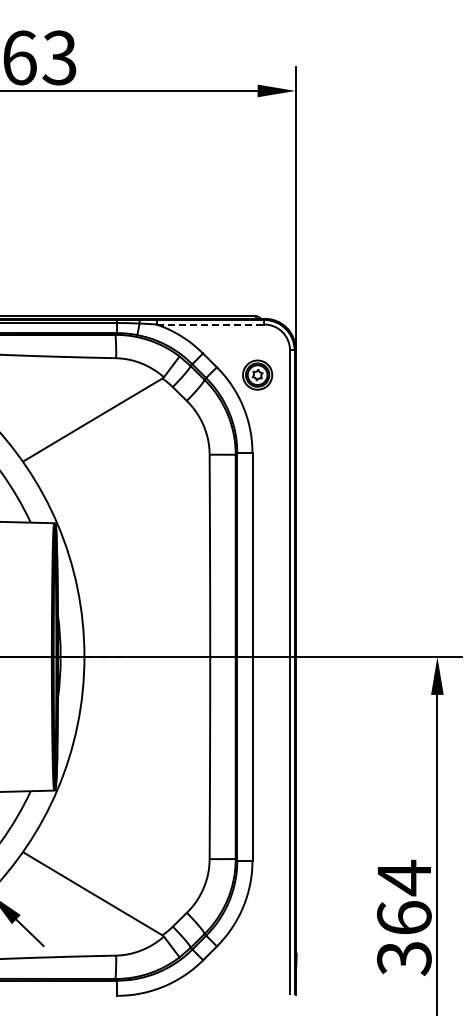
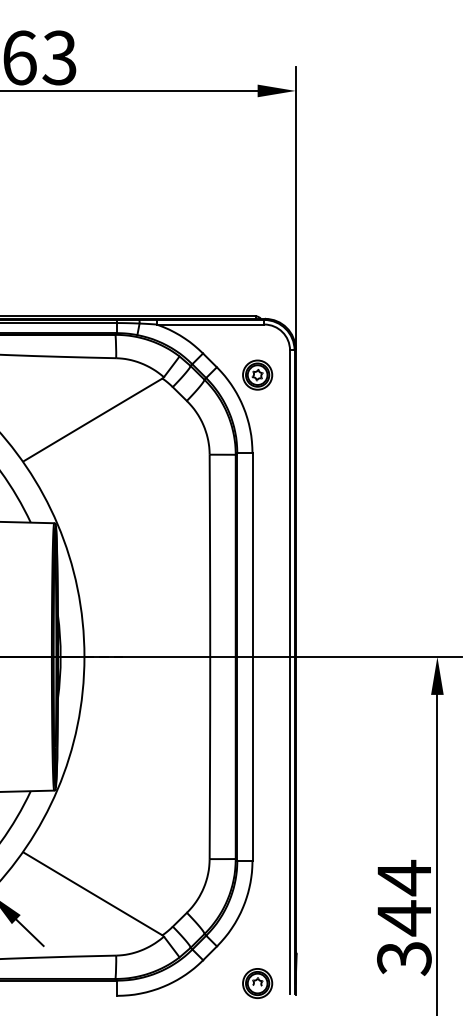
line: dashed -> solid (210, 324)
text: 364 -> 344 (404, 918)
part: none -> present (257, 983)
